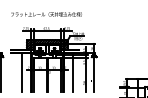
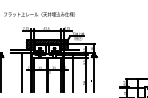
text position: (46, 14) -> (39, 14) (39, 14)
